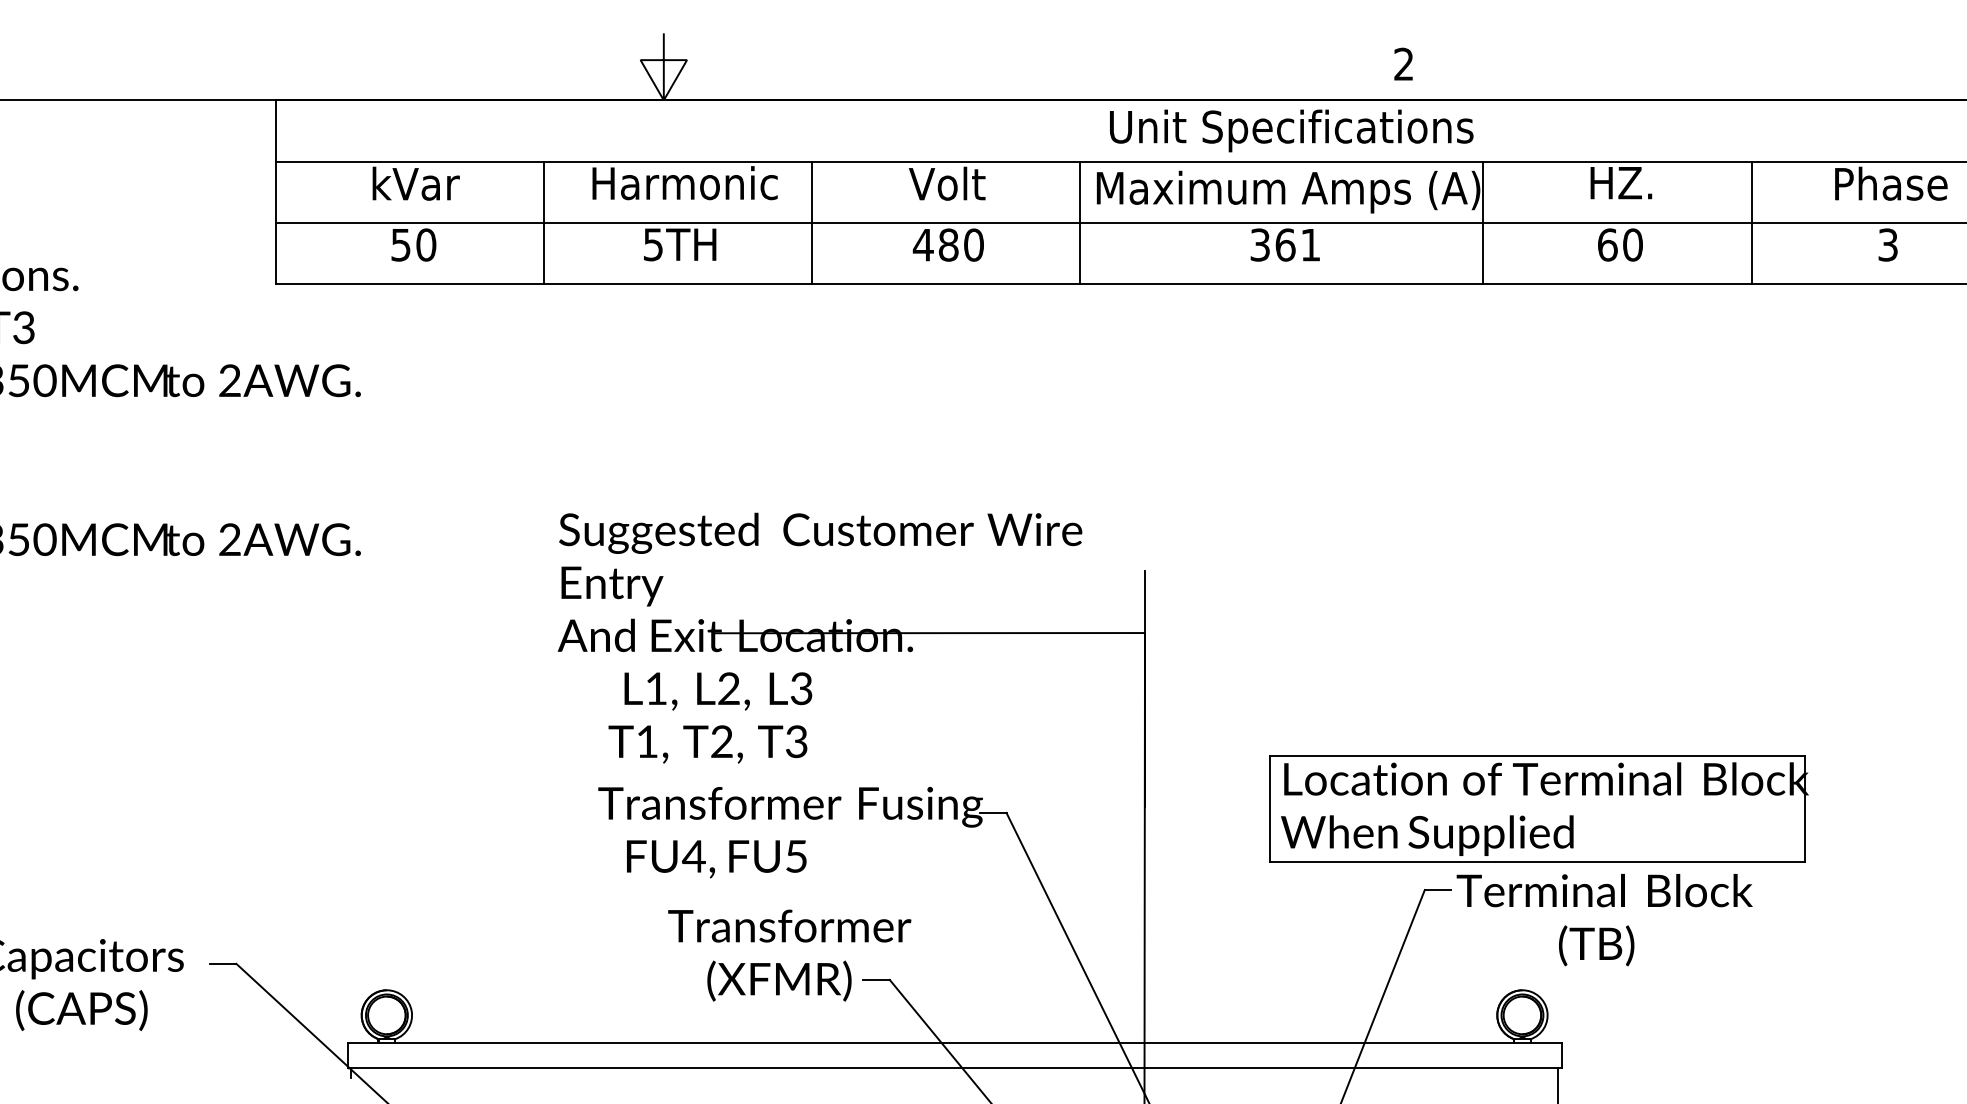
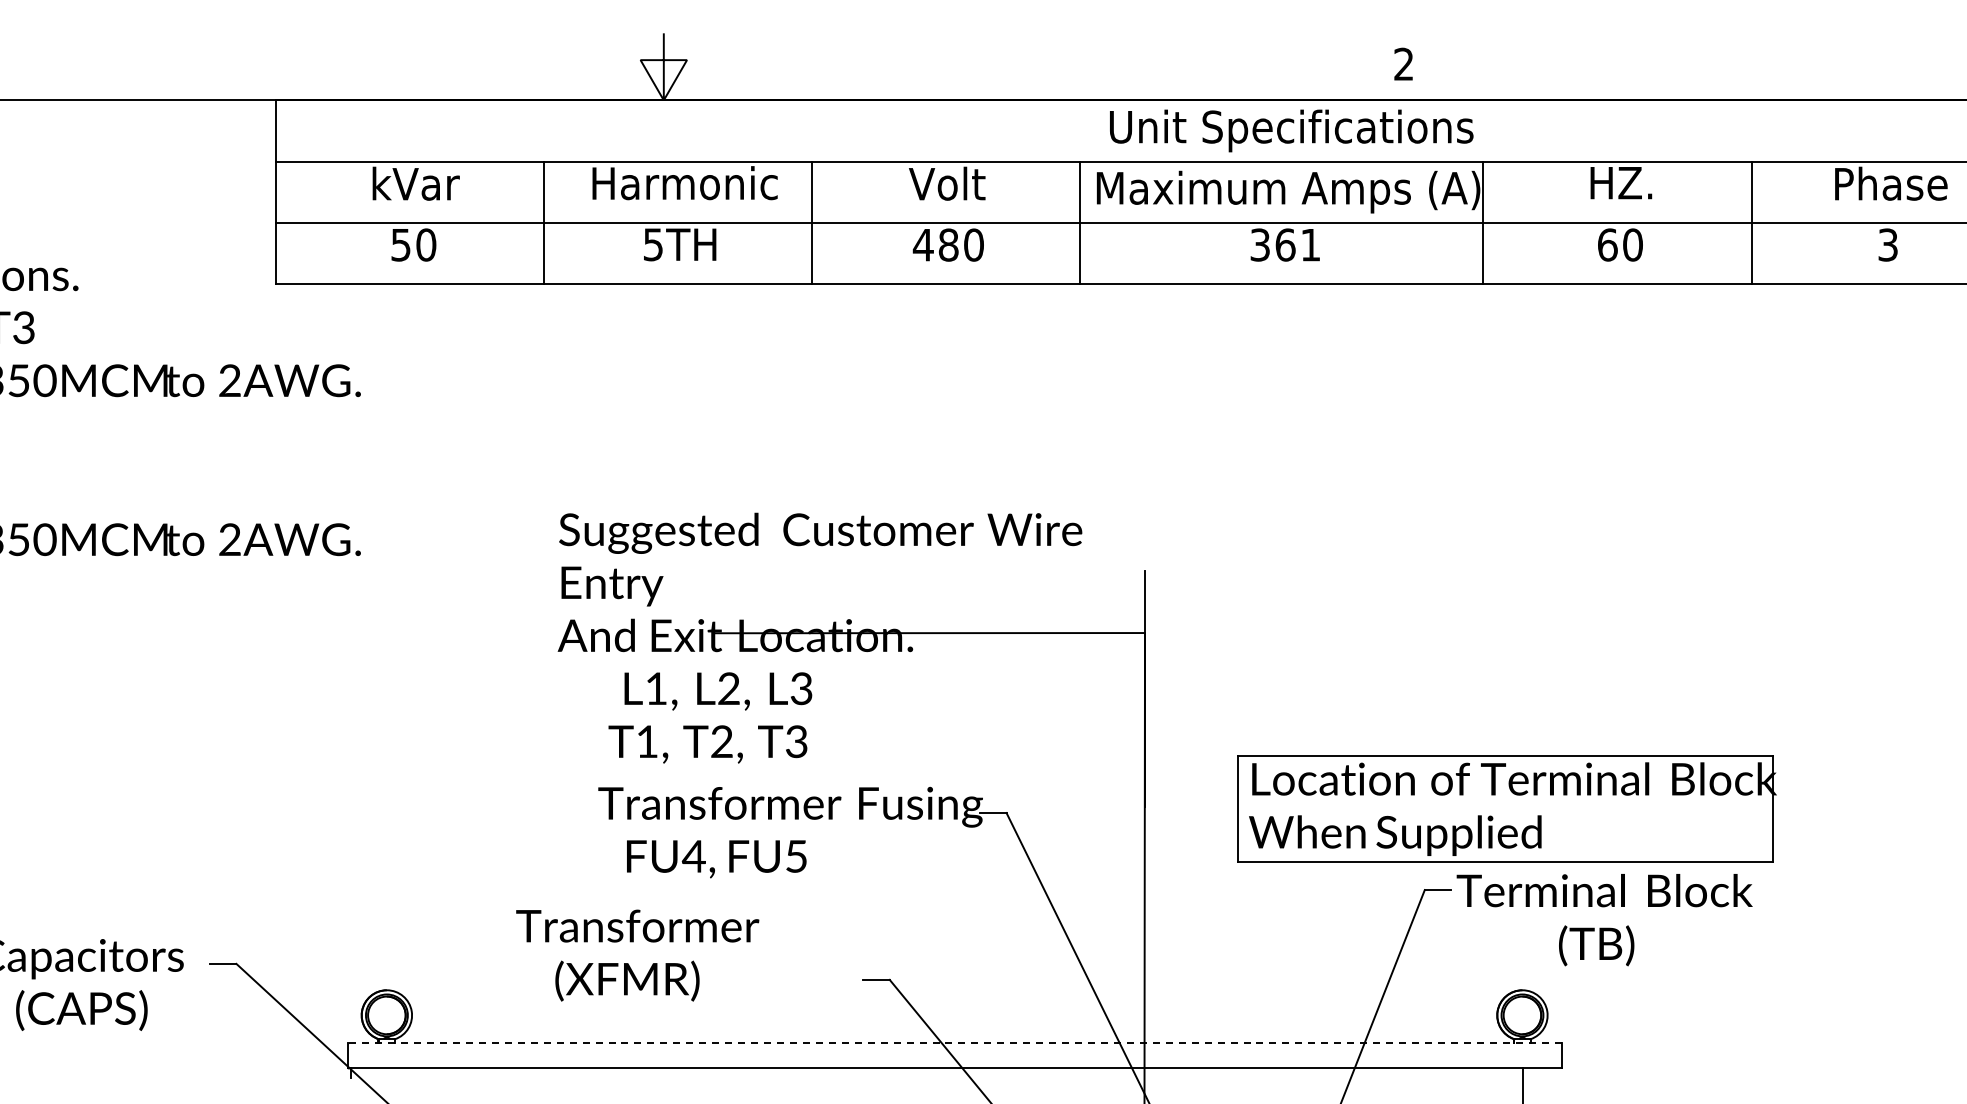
part position: (1538, 808) -> (1506, 808) (1506, 808)
text position: (789, 955) -> (637, 955) (637, 955)
line: solid -> dashed (954, 1043)
line position: (1558, 1084) -> (1523, 1084) (1523, 1084)
